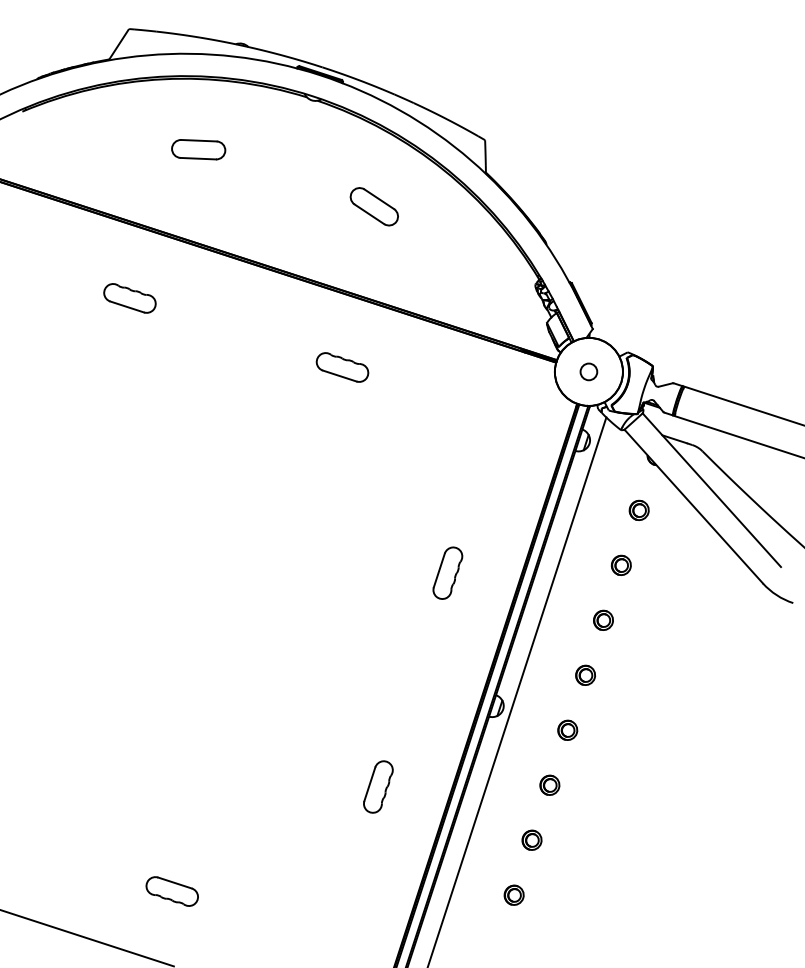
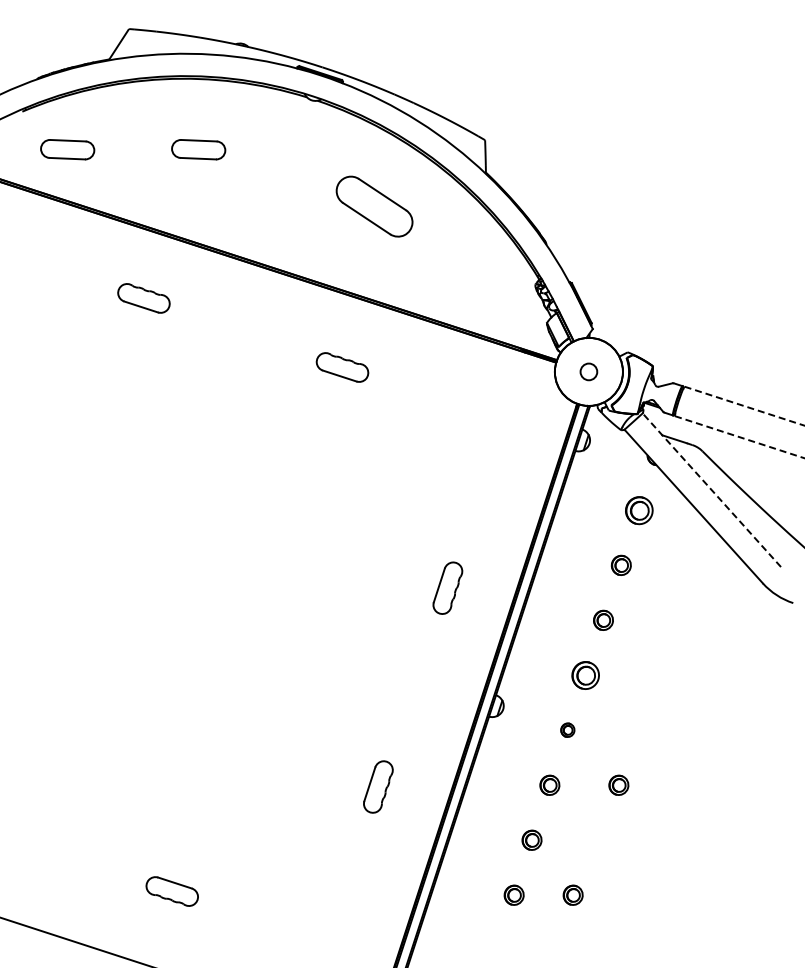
part: none -> present (67, 149)
part size: 50x40 px -> 79x63 px (374, 206)
part position: (129, 298) -> (143, 298) (143, 298)
line: solid -> dashed (744, 406)
line: solid -> dashed (739, 437)
line: solid -> dashed (711, 489)
part size: 22x22 px -> 29x30 px (639, 510)
part position: (447, 572) -> (447, 587) (447, 587)
part size: 21x22 px -> 29x29 px (585, 675)
line: present -> none (517, 690)
part size: 22x22 px -> 16x16 px (567, 729)
part: none -> present (618, 784)
part: none -> present (572, 894)
line position: (85, 937) -> (73, 941) (73, 941)
